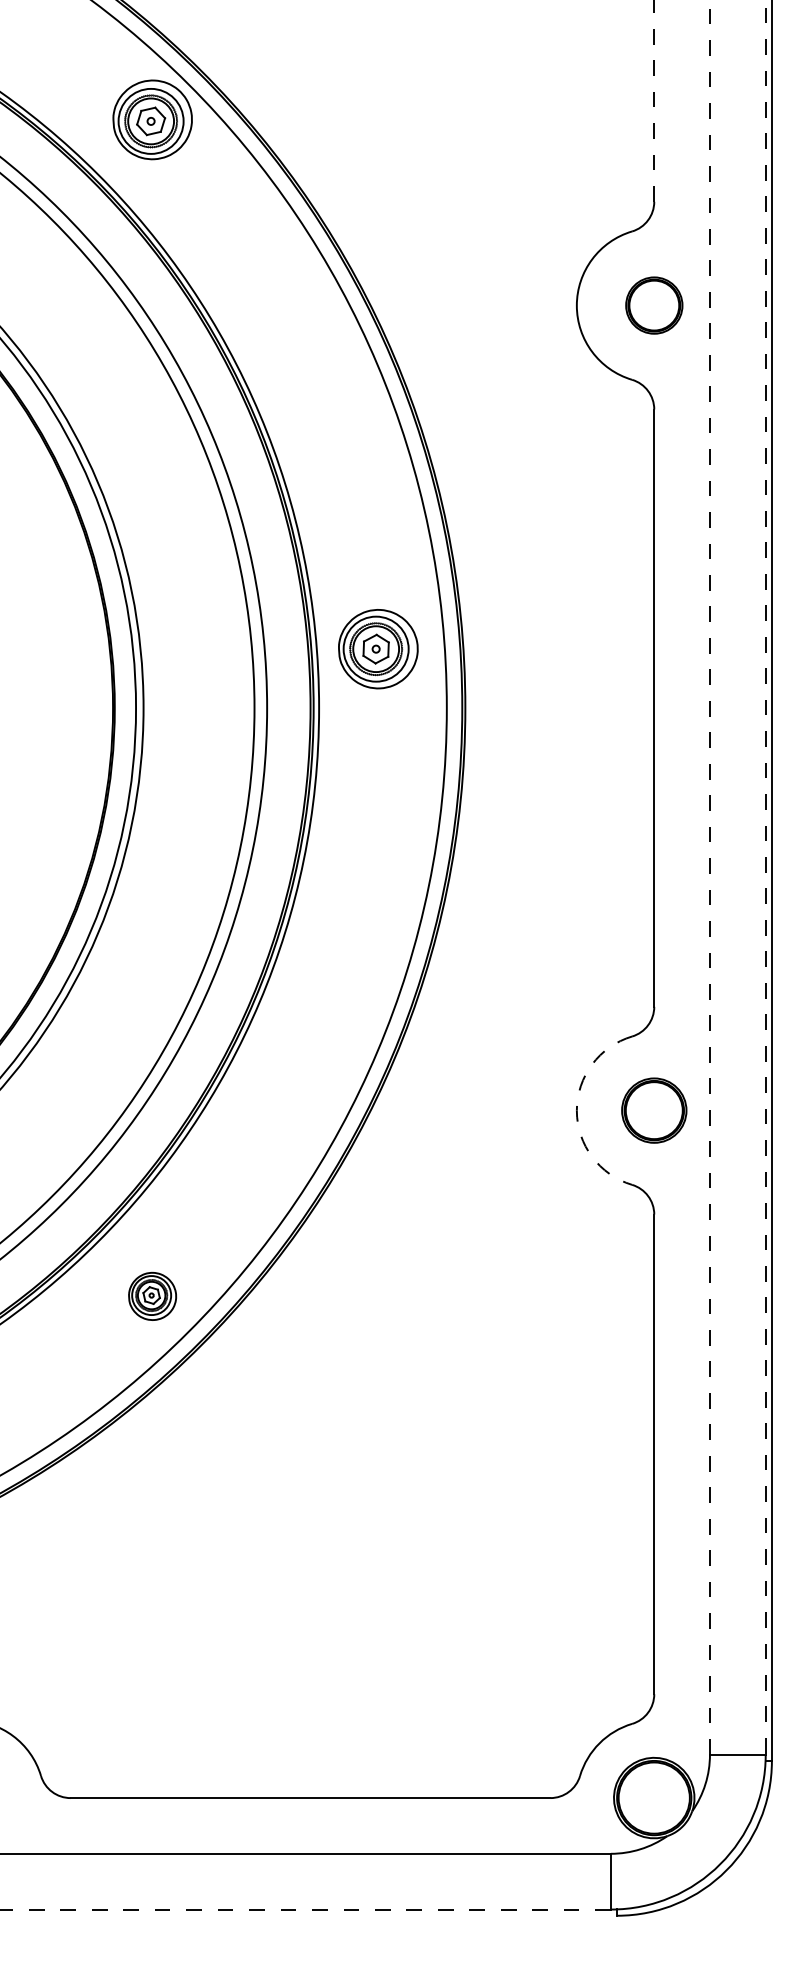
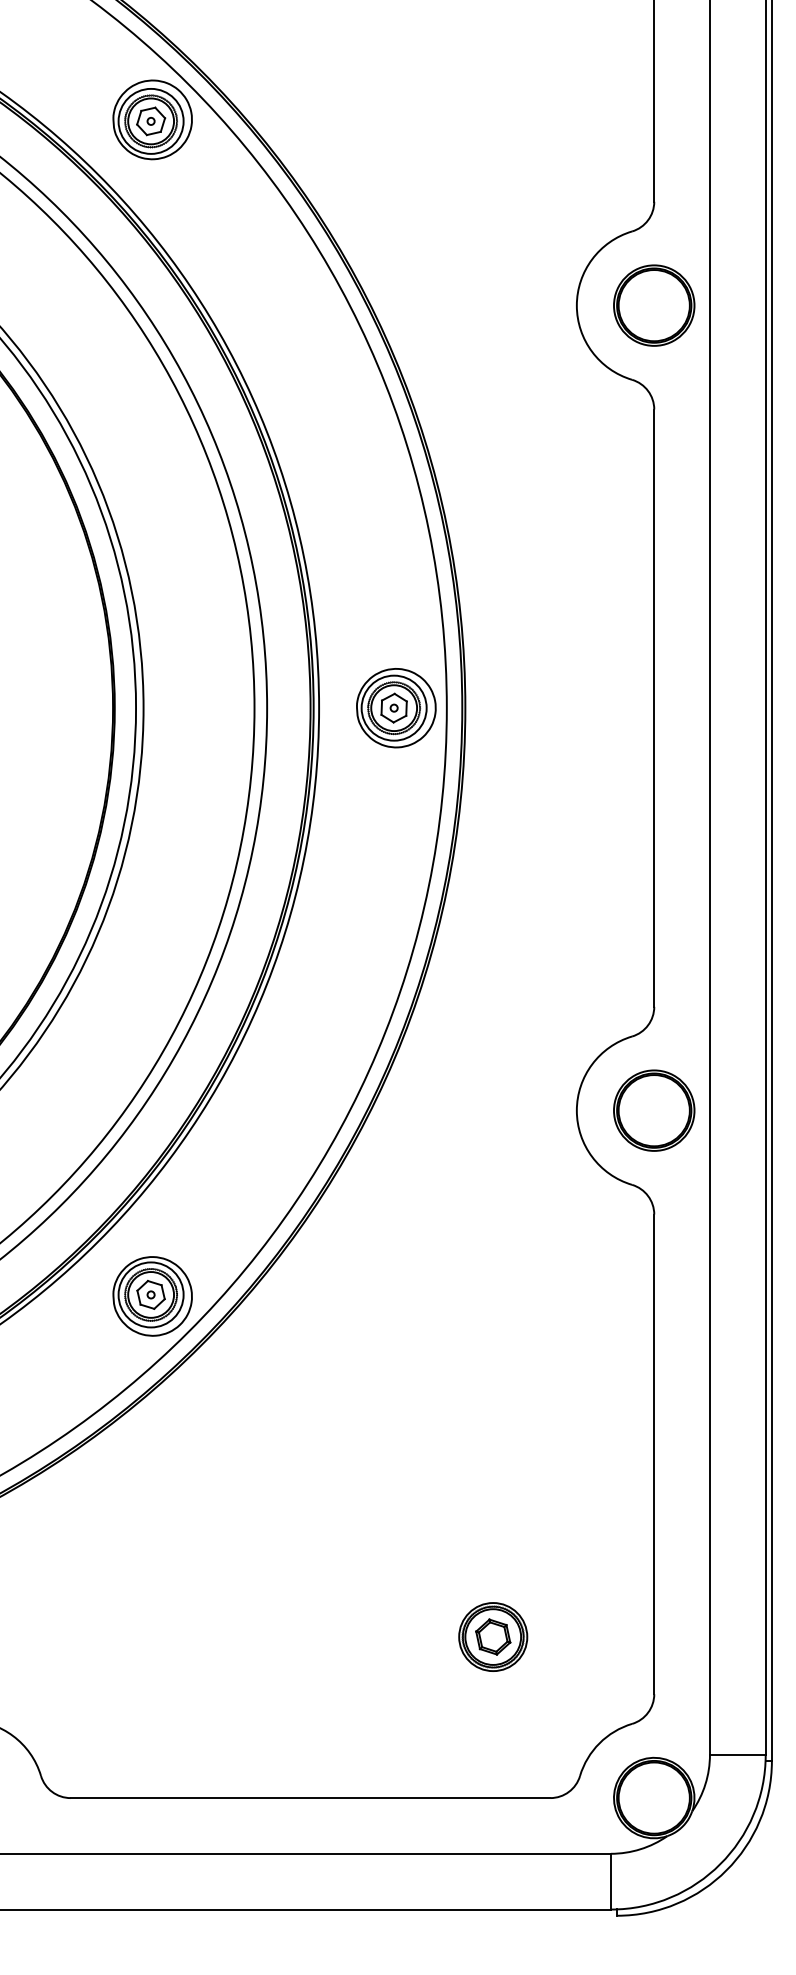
line: dashed -> solid (654, 100)
part size: 59x59 px -> 83x83 px (654, 305)
part position: (378, 649) -> (396, 708) (396, 708)
line: dashed -> solid (709, 877)
line: dashed -> solid (765, 878)
arc: dashed -> solid (576, 1110)
part size: 67x67 px -> 83x83 px (654, 1110)
part size: 50x50 px -> 81x81 px (152, 1296)
part: none -> present (493, 1636)
line: dashed -> solid (305, 1909)
